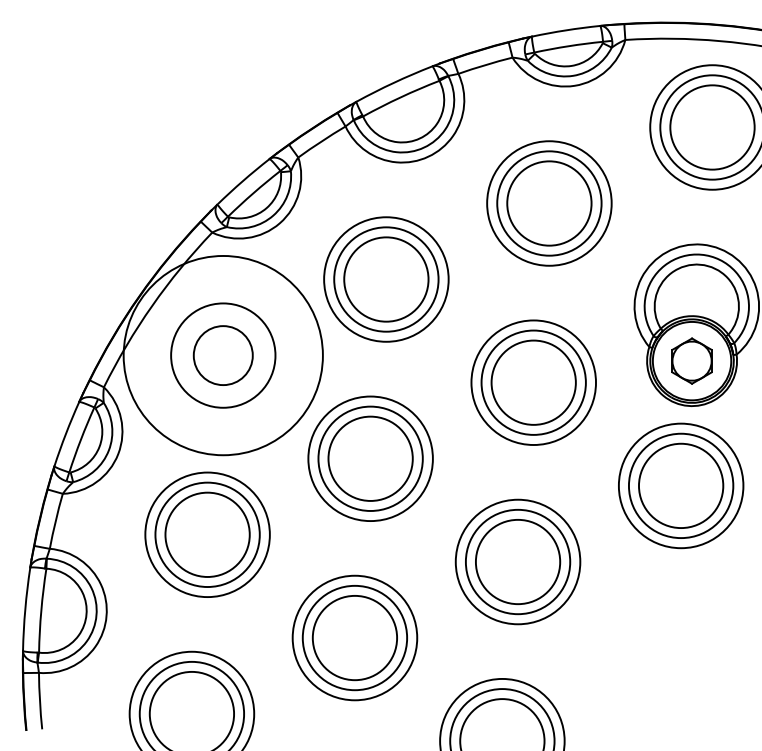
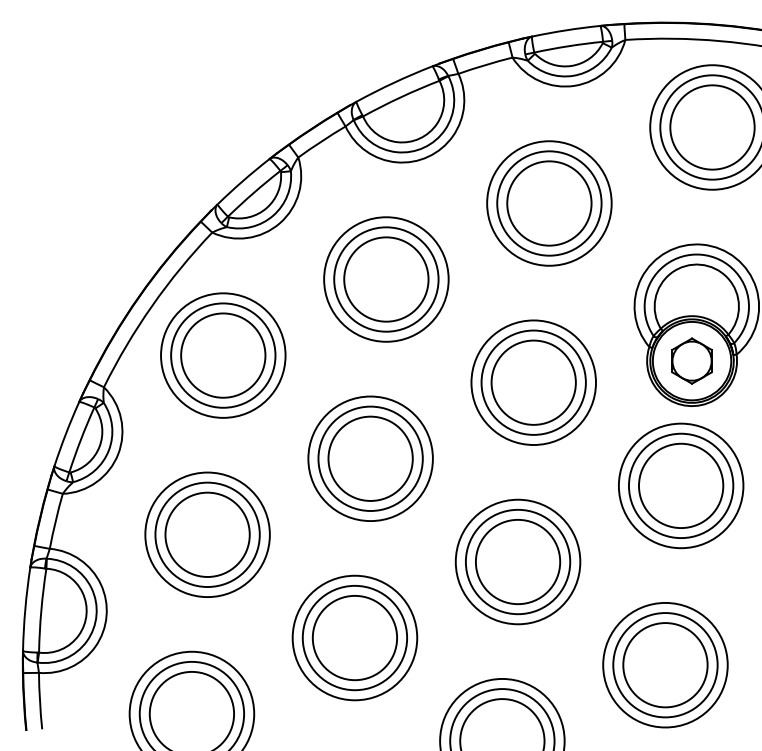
circle diameter: 199 px -> 125 px (223, 355)
circle diameter: 59 px -> 84 px (223, 355)
part: none -> present (665, 665)
